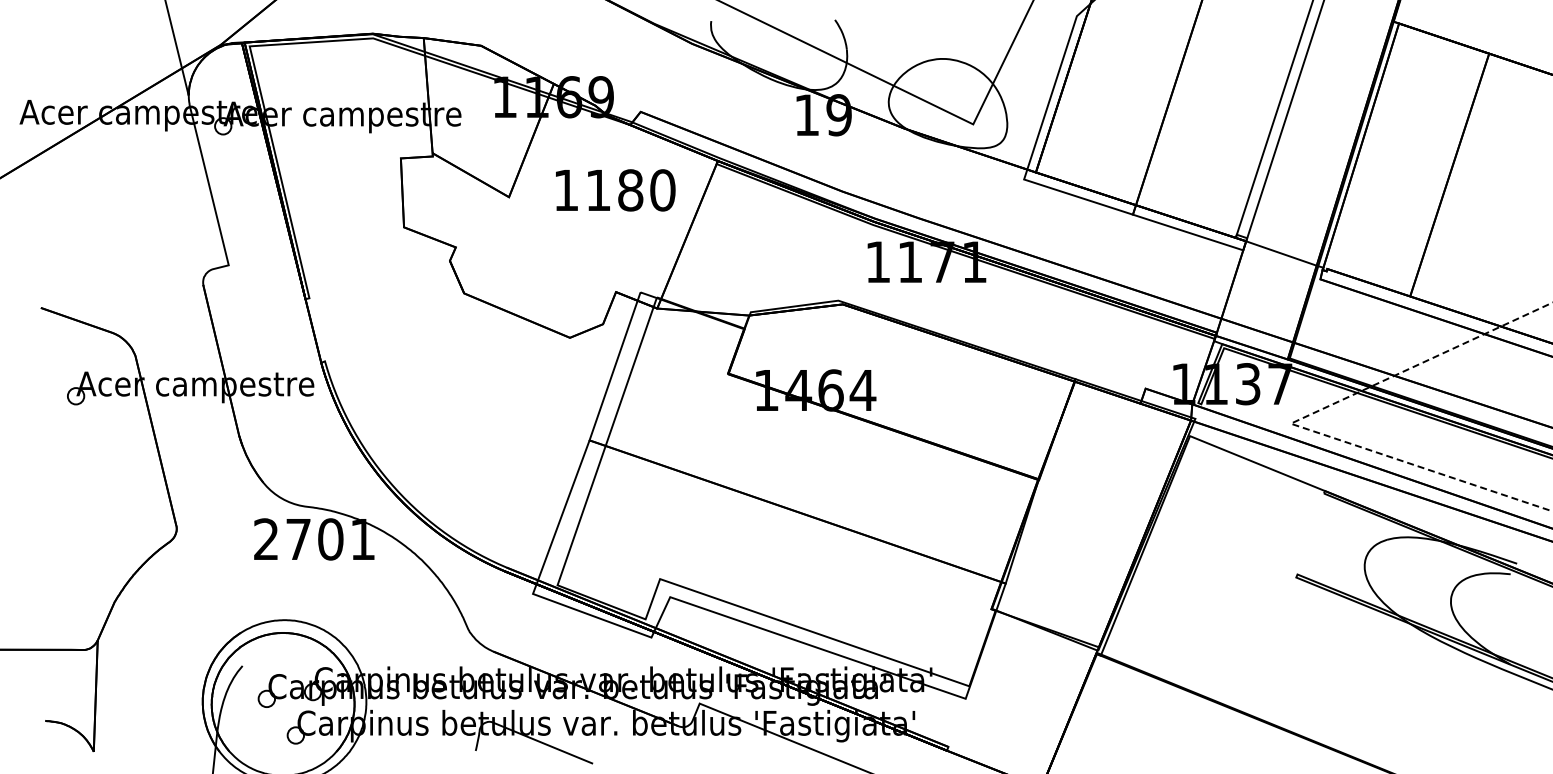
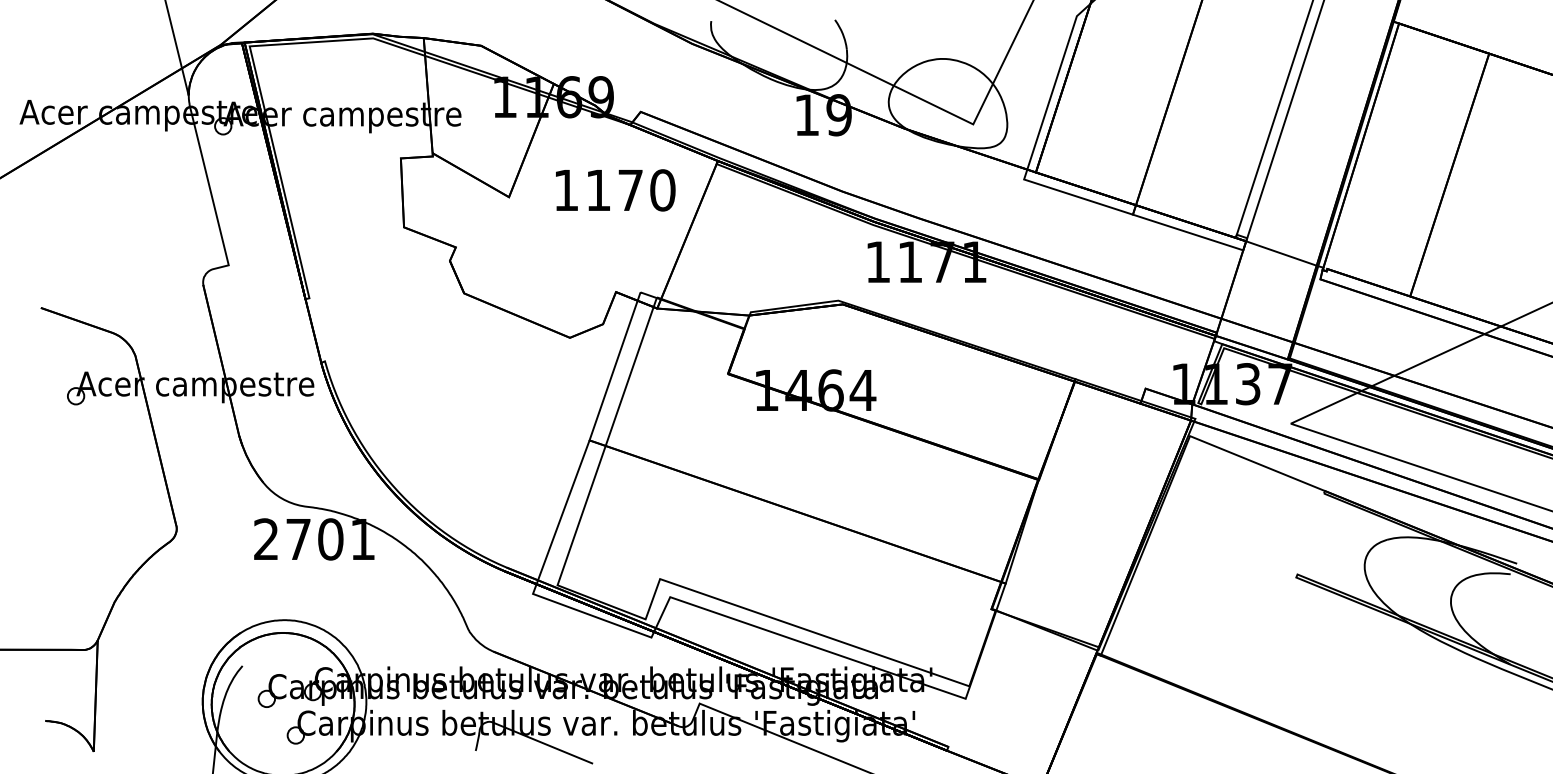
text: 1180 -> 1170 (630, 190)
line: dashed -> solid (1296, 421)
